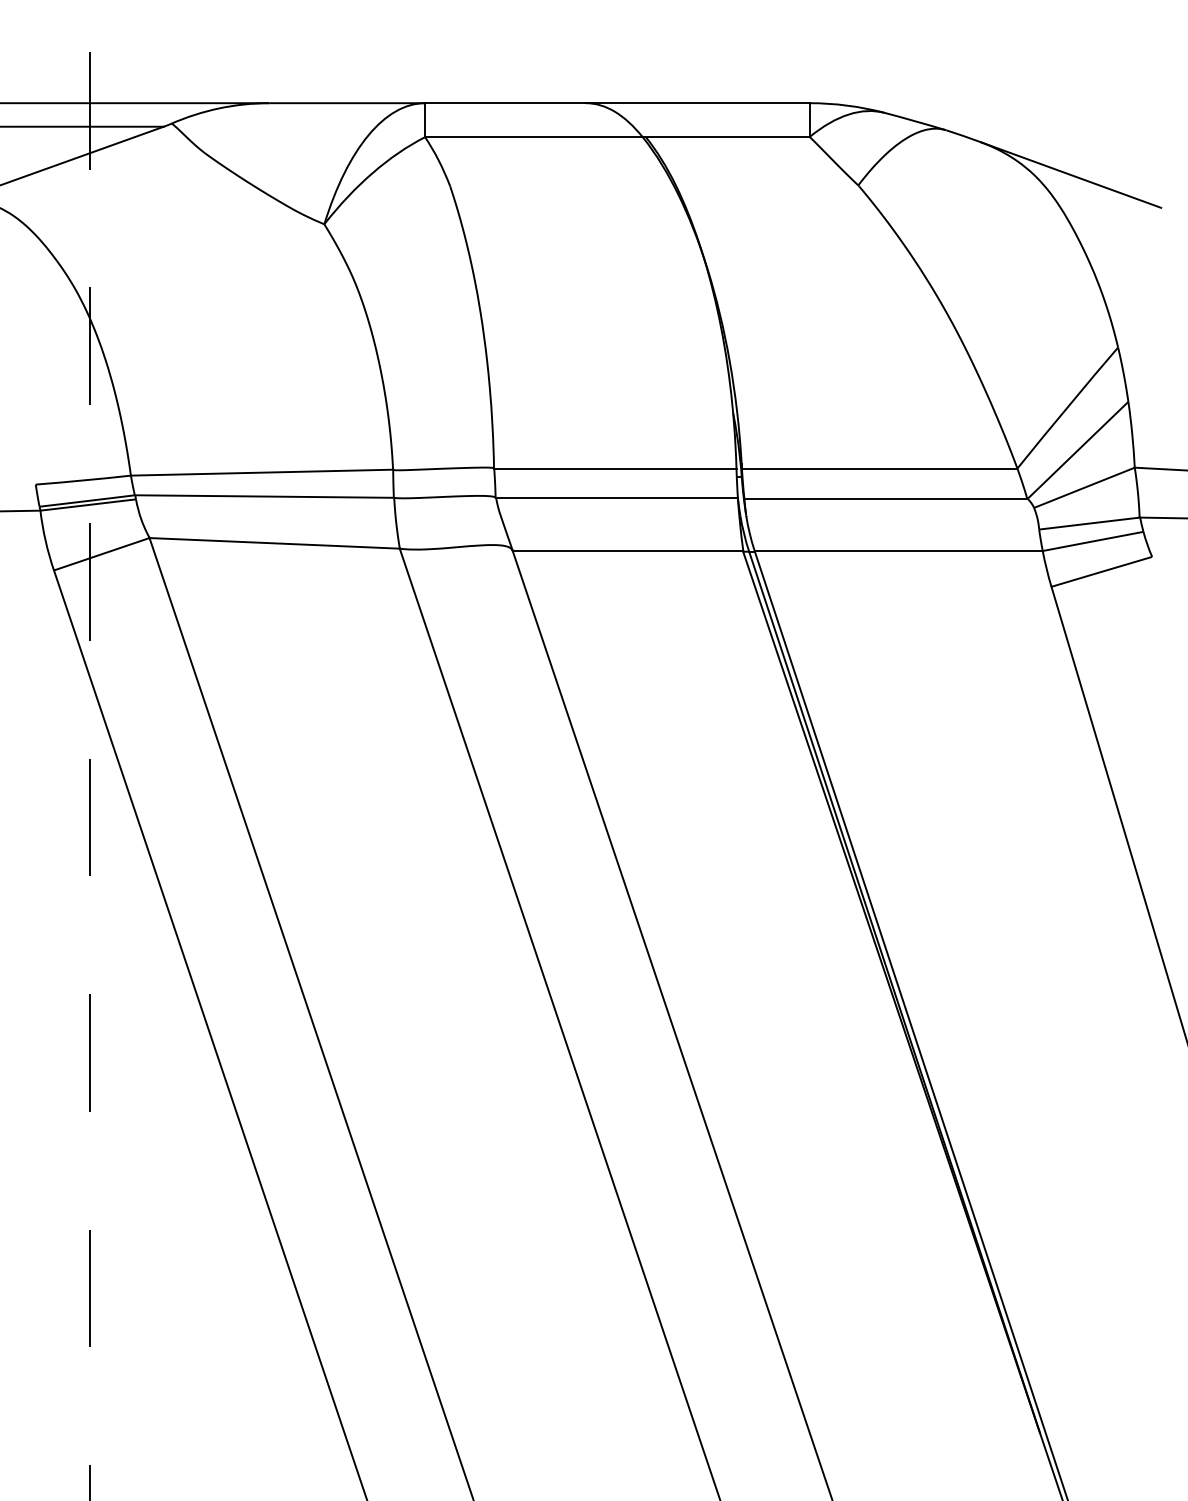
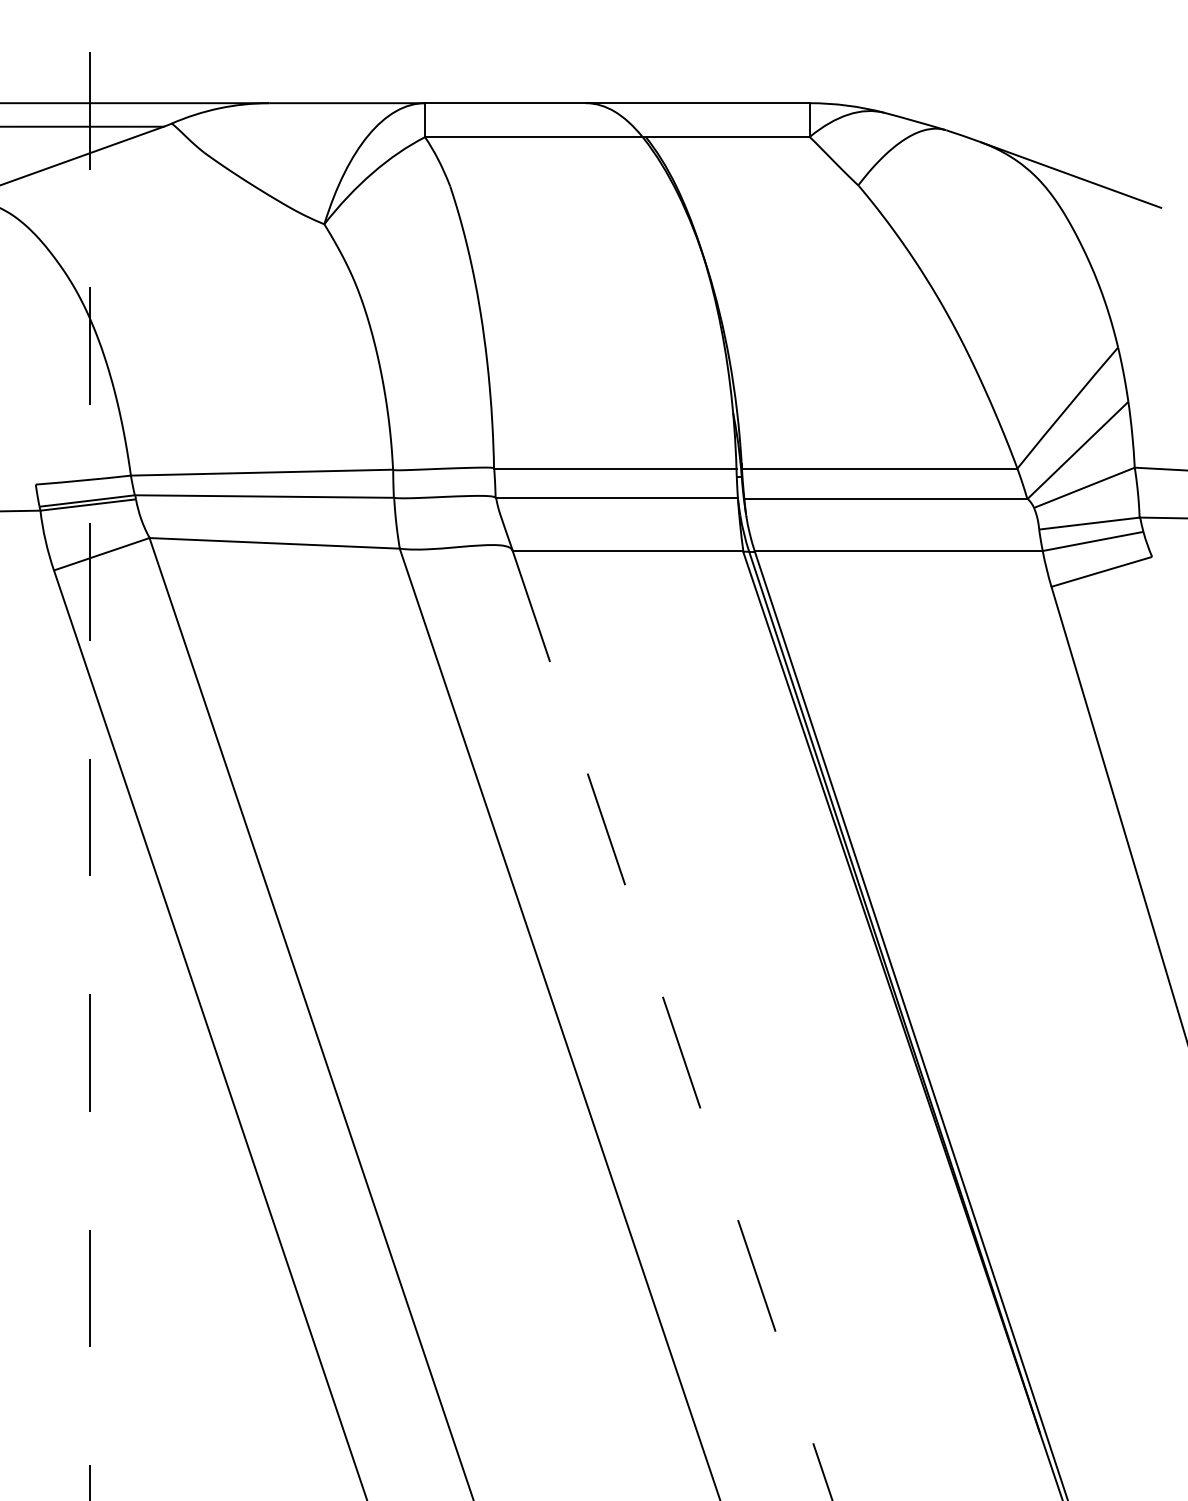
line: solid -> dashed (672, 1025)
